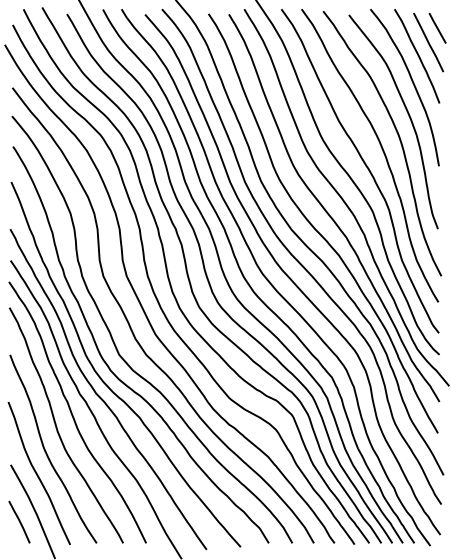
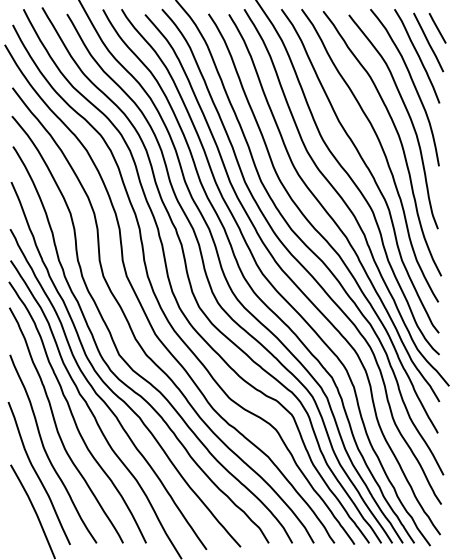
line: present -> none (19, 521)
